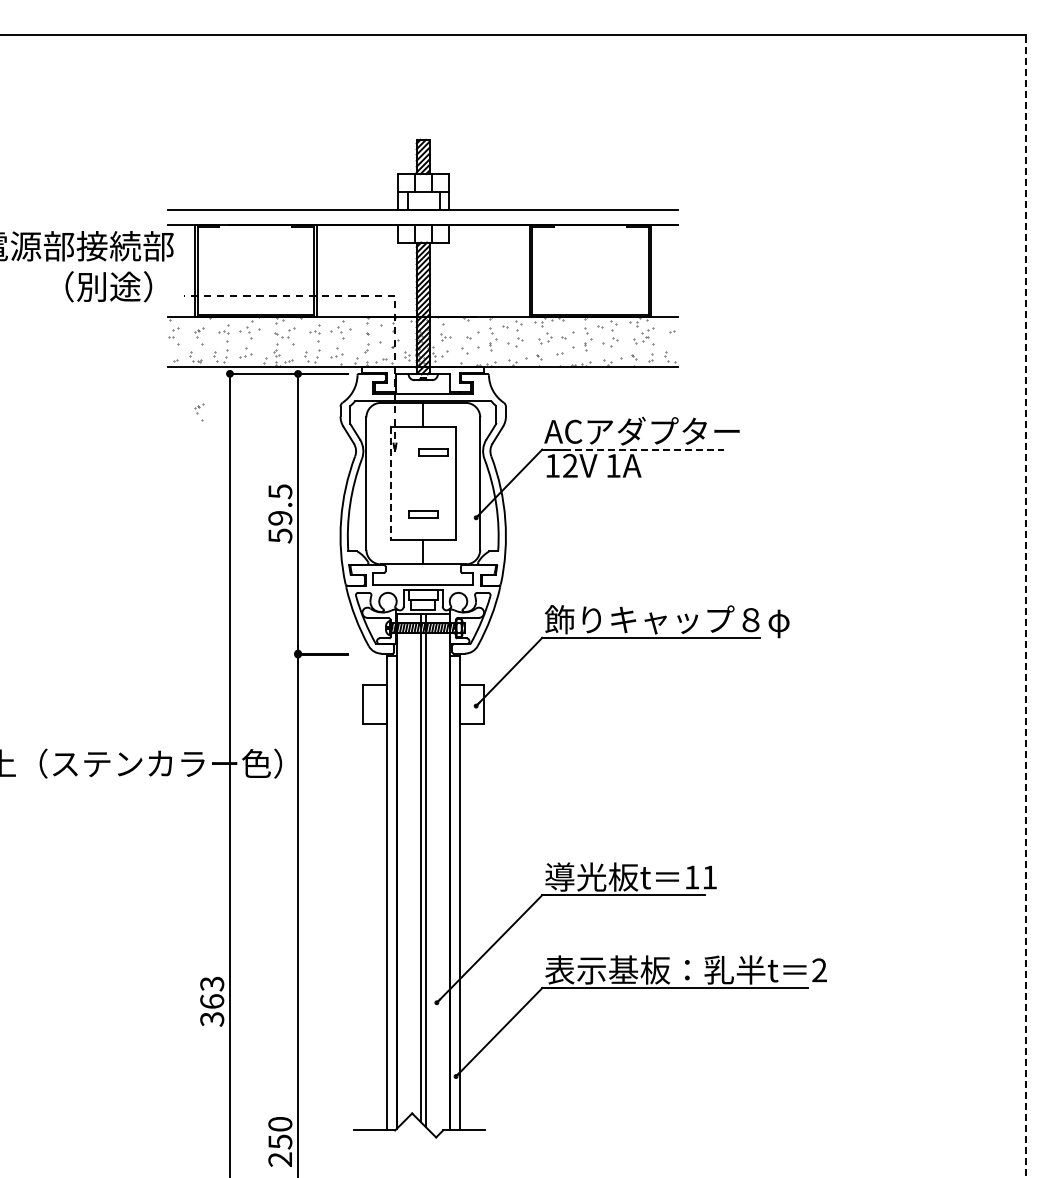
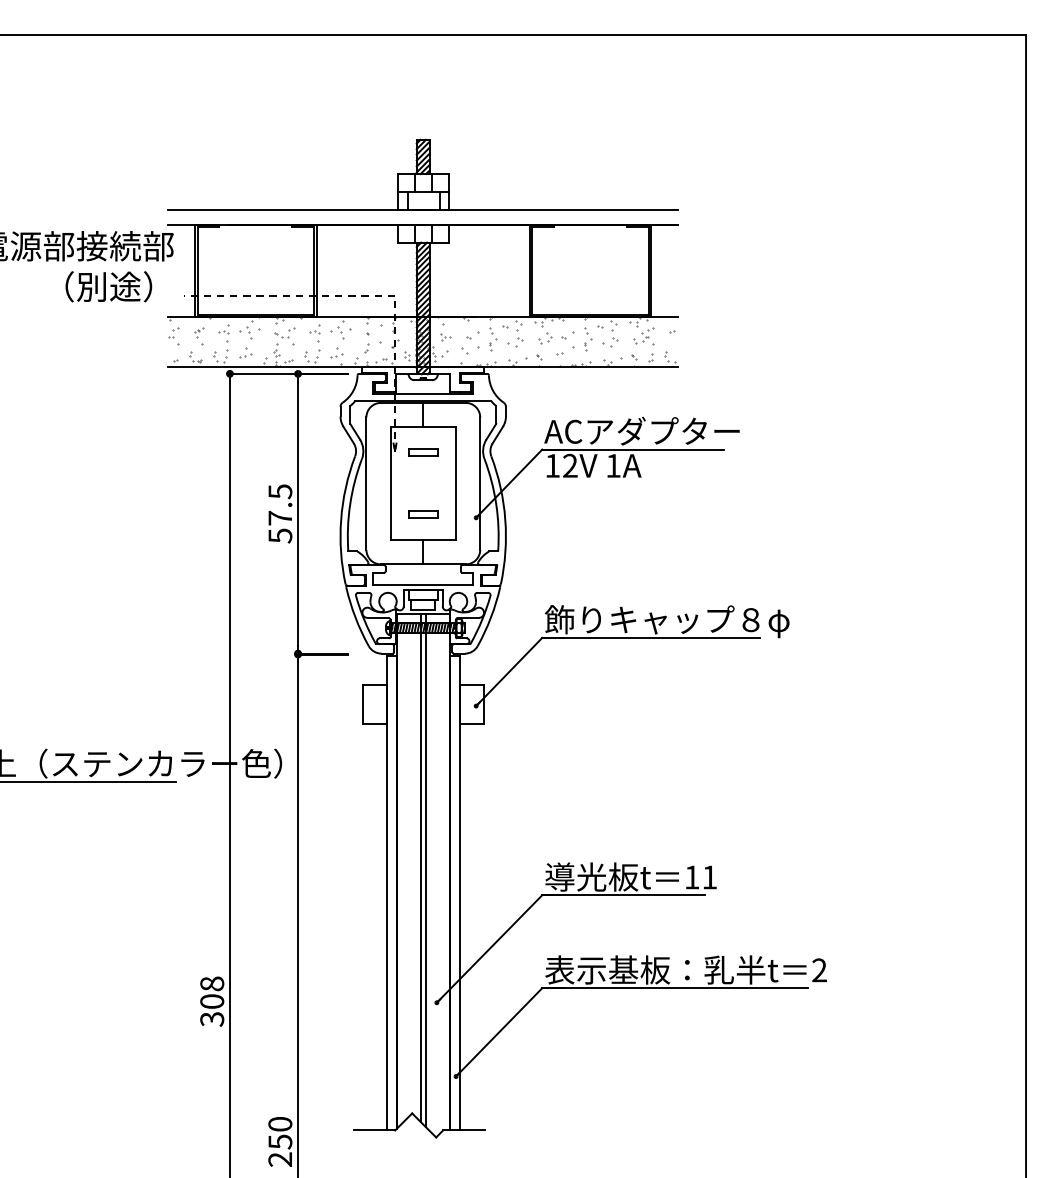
part: present -> none (199, 412)
line: dashed -> solid (633, 449)
part position: (433, 452) -> (423, 452) (423, 452)
line: dashed -> solid (390, 484)
text: 59.5 -> 57.5 (280, 517)
line: dashed -> solid (1026, 606)
line: none -> present (89, 781)
text: 363 -> 308 (212, 992)
